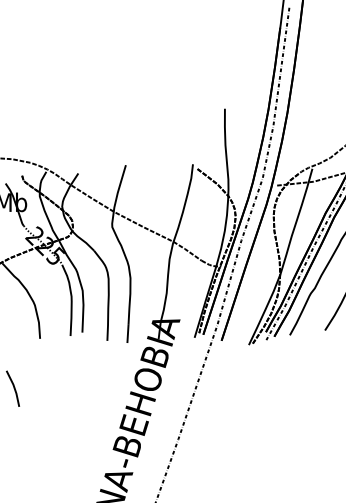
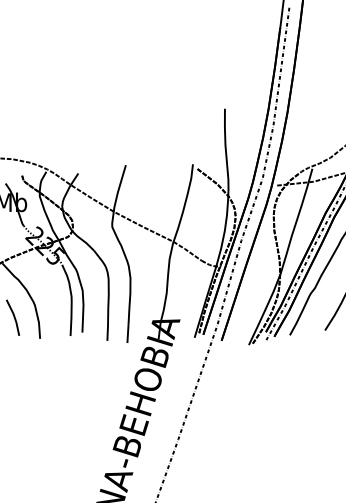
line position: (13, 388) -> (13, 317) (13, 317)
